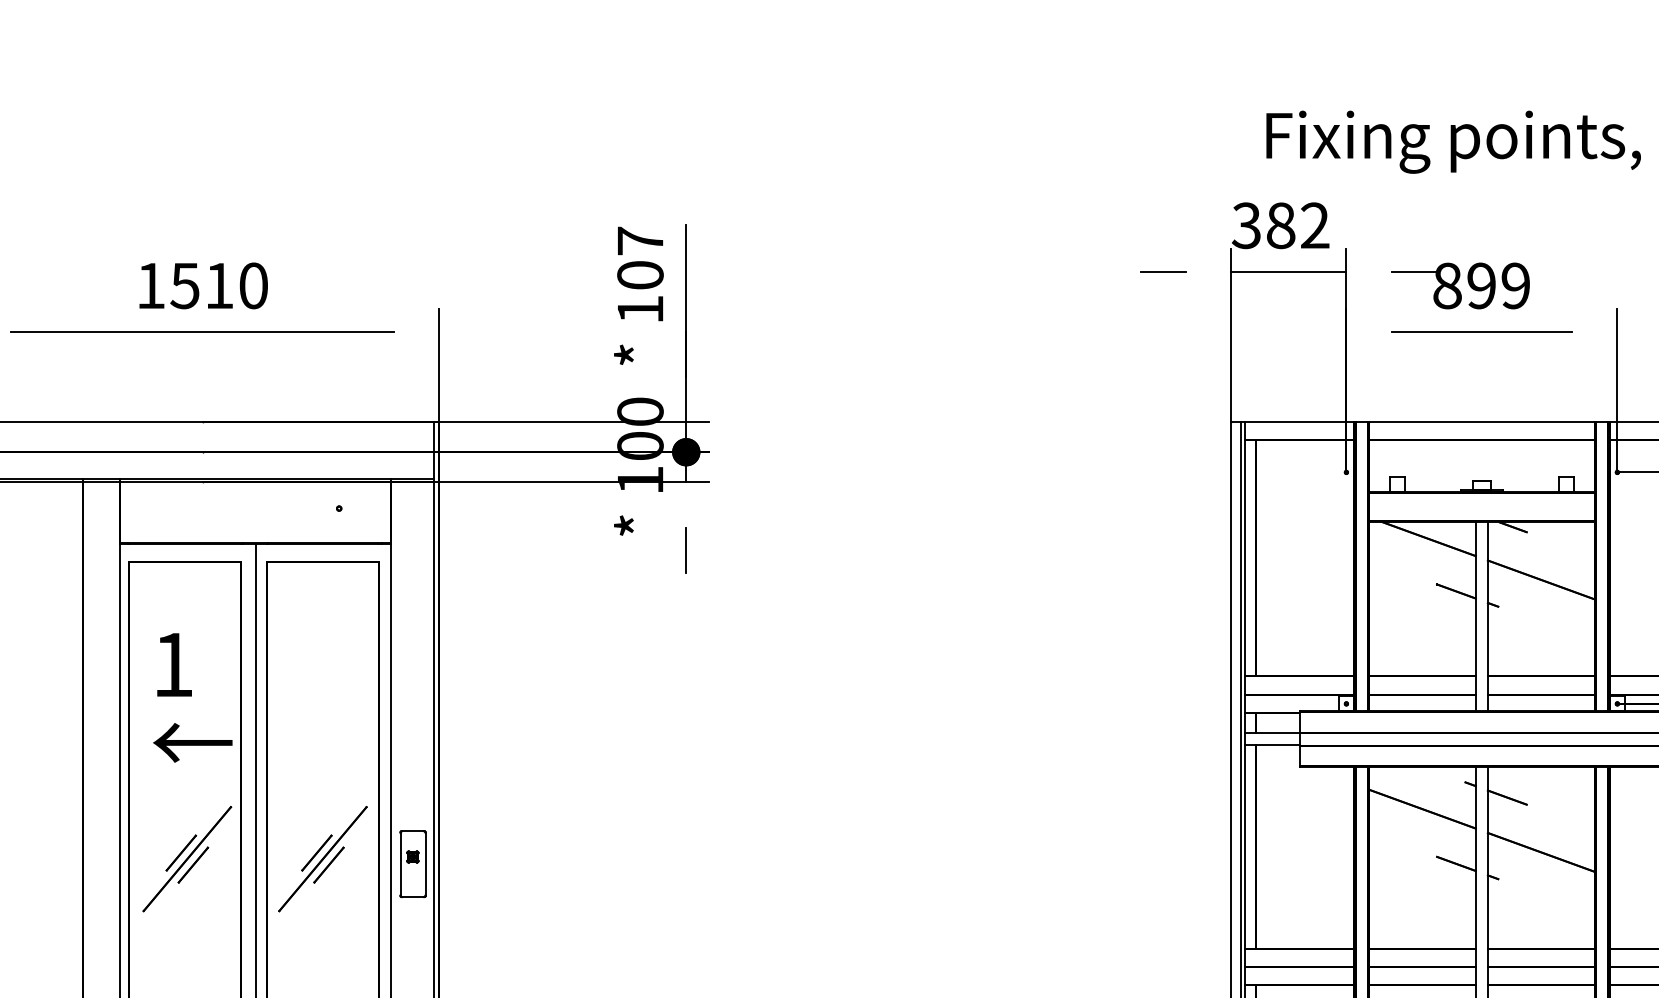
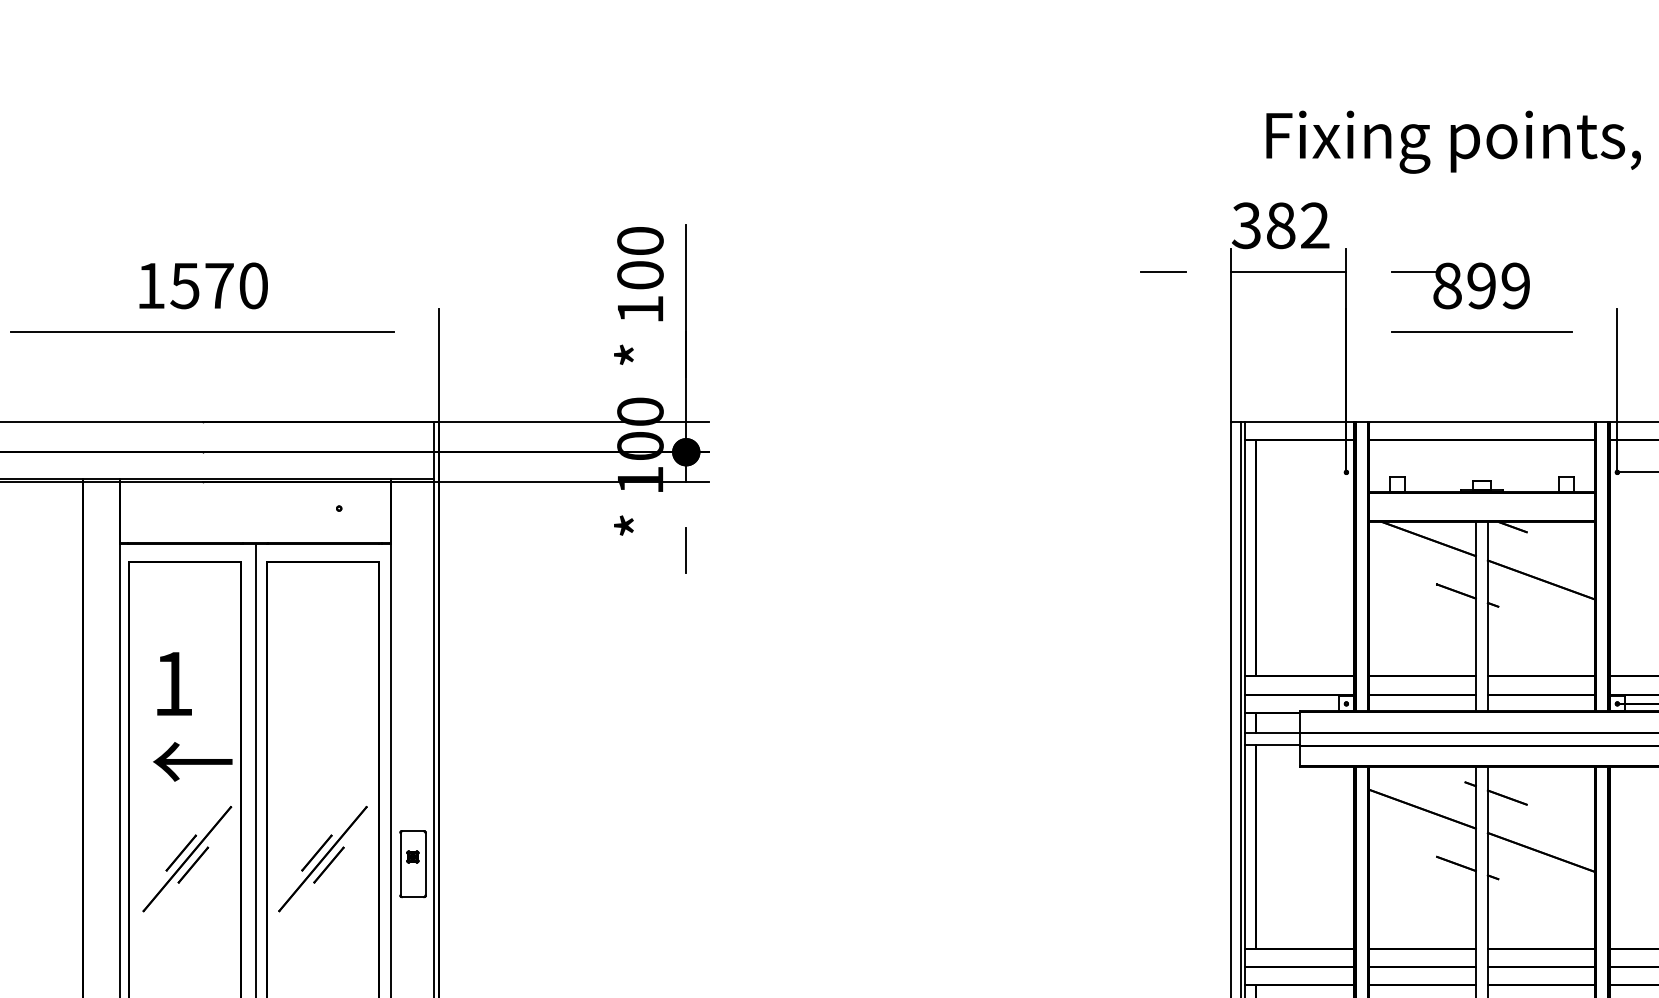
text: 107 -> 100 (640, 240)
text: 1510 -> 1570 (219, 285)
text position: (192, 697) -> (192, 716) (192, 716)
